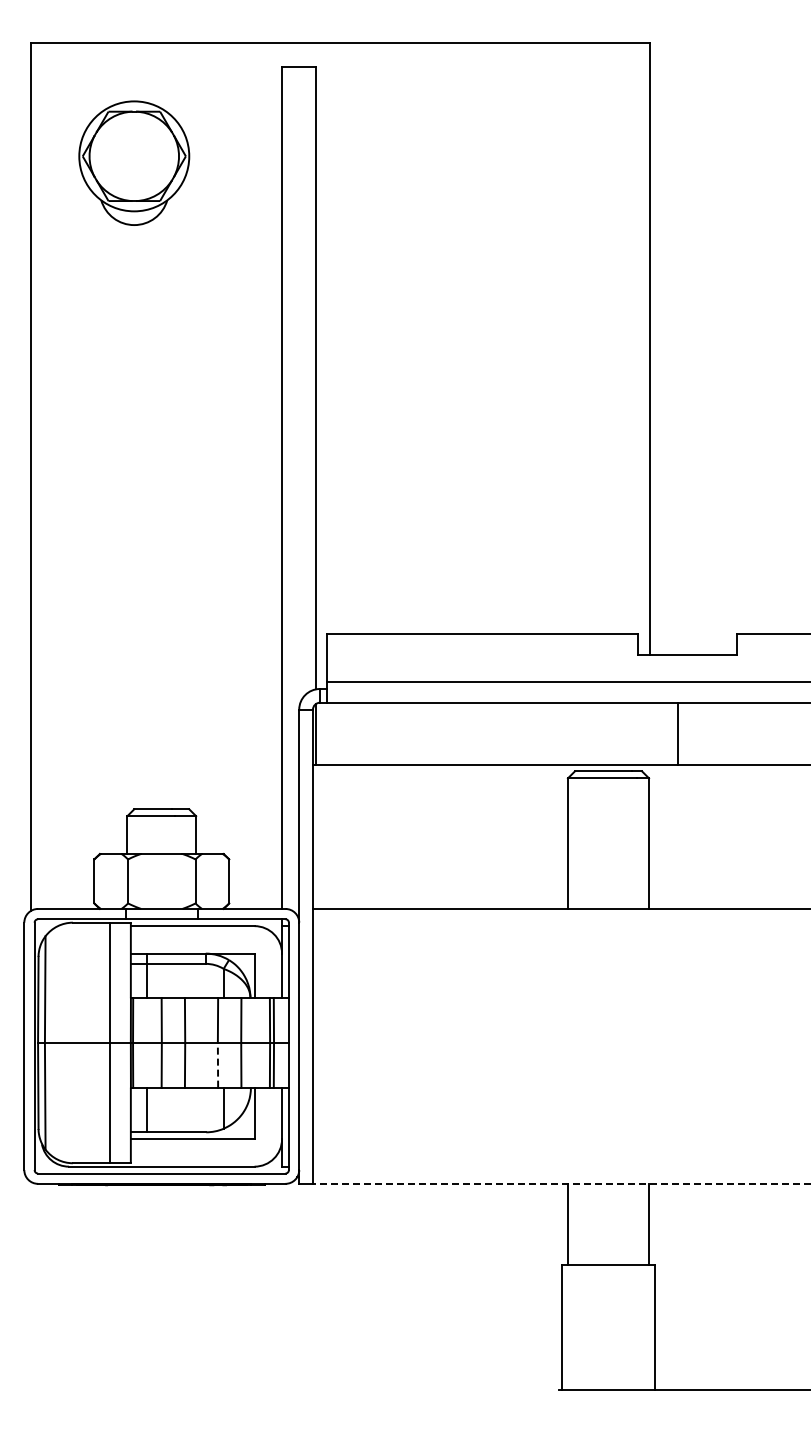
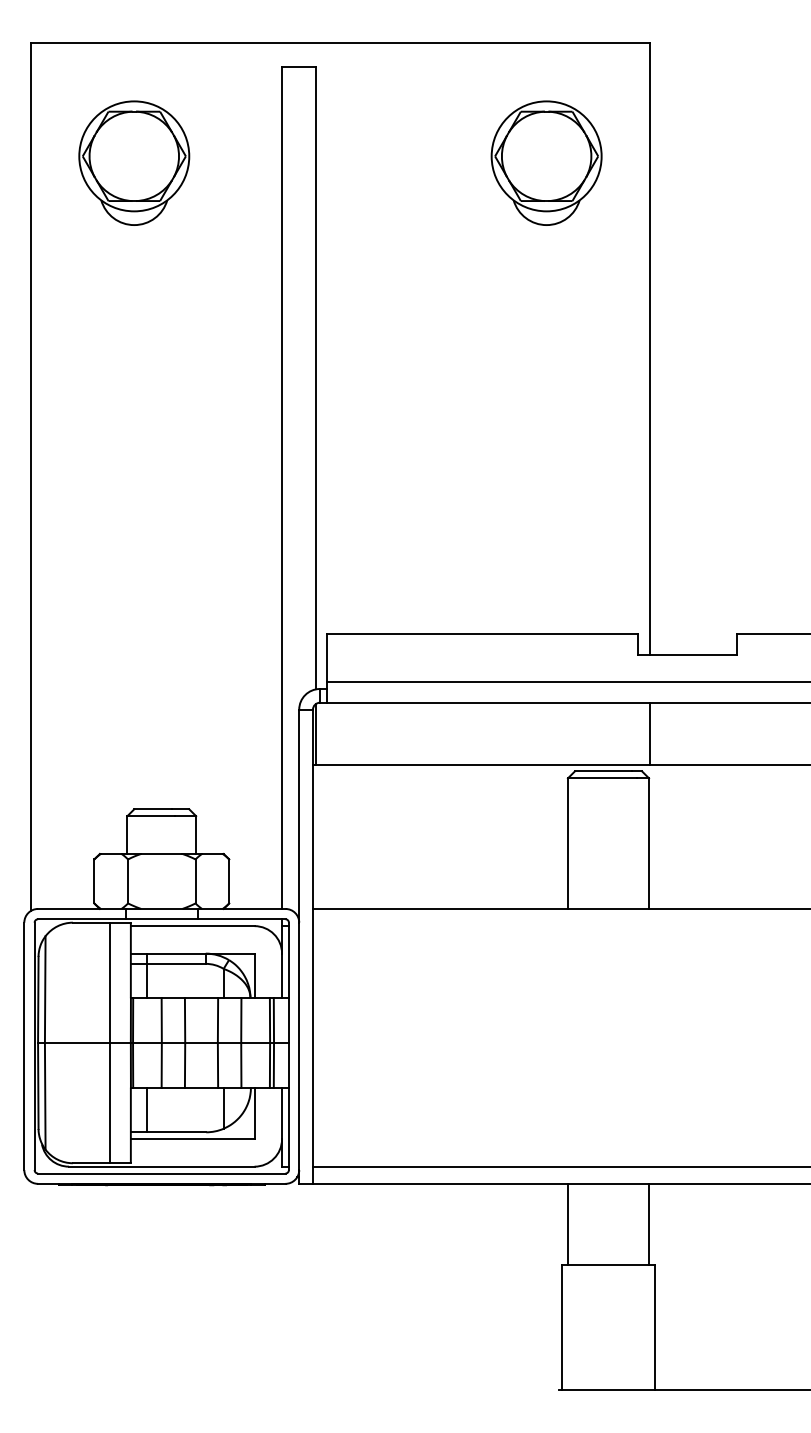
part: none -> present (546, 162)
line position: (677, 733) -> (649, 733) (649, 733)
line: dashed -> solid (218, 1064)
line: none -> present (559, 1166)
line: dashed -> solid (561, 1183)
